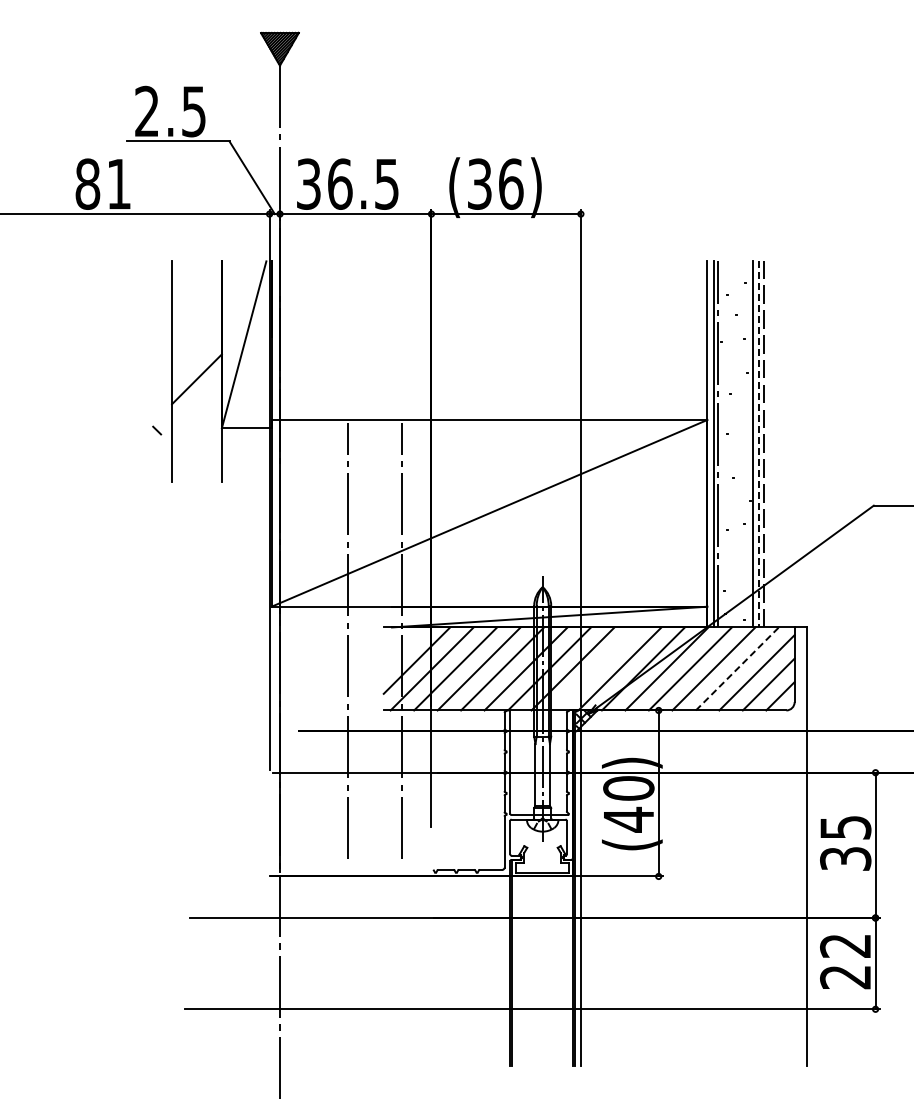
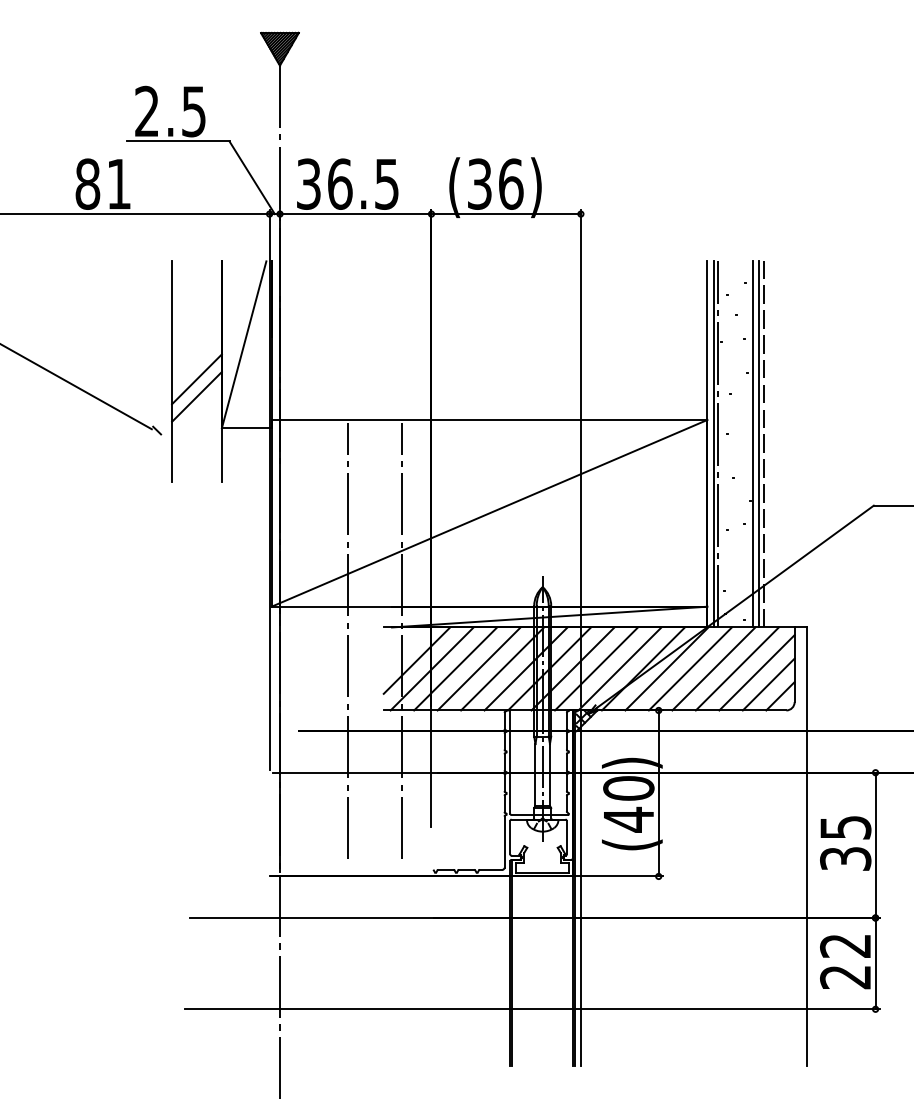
line: none -> present (76, 387)
line: none -> present (196, 396)
line: dashed -> solid (759, 444)
line: none -> present (596, 668)
line: dashed -> solid (737, 668)
